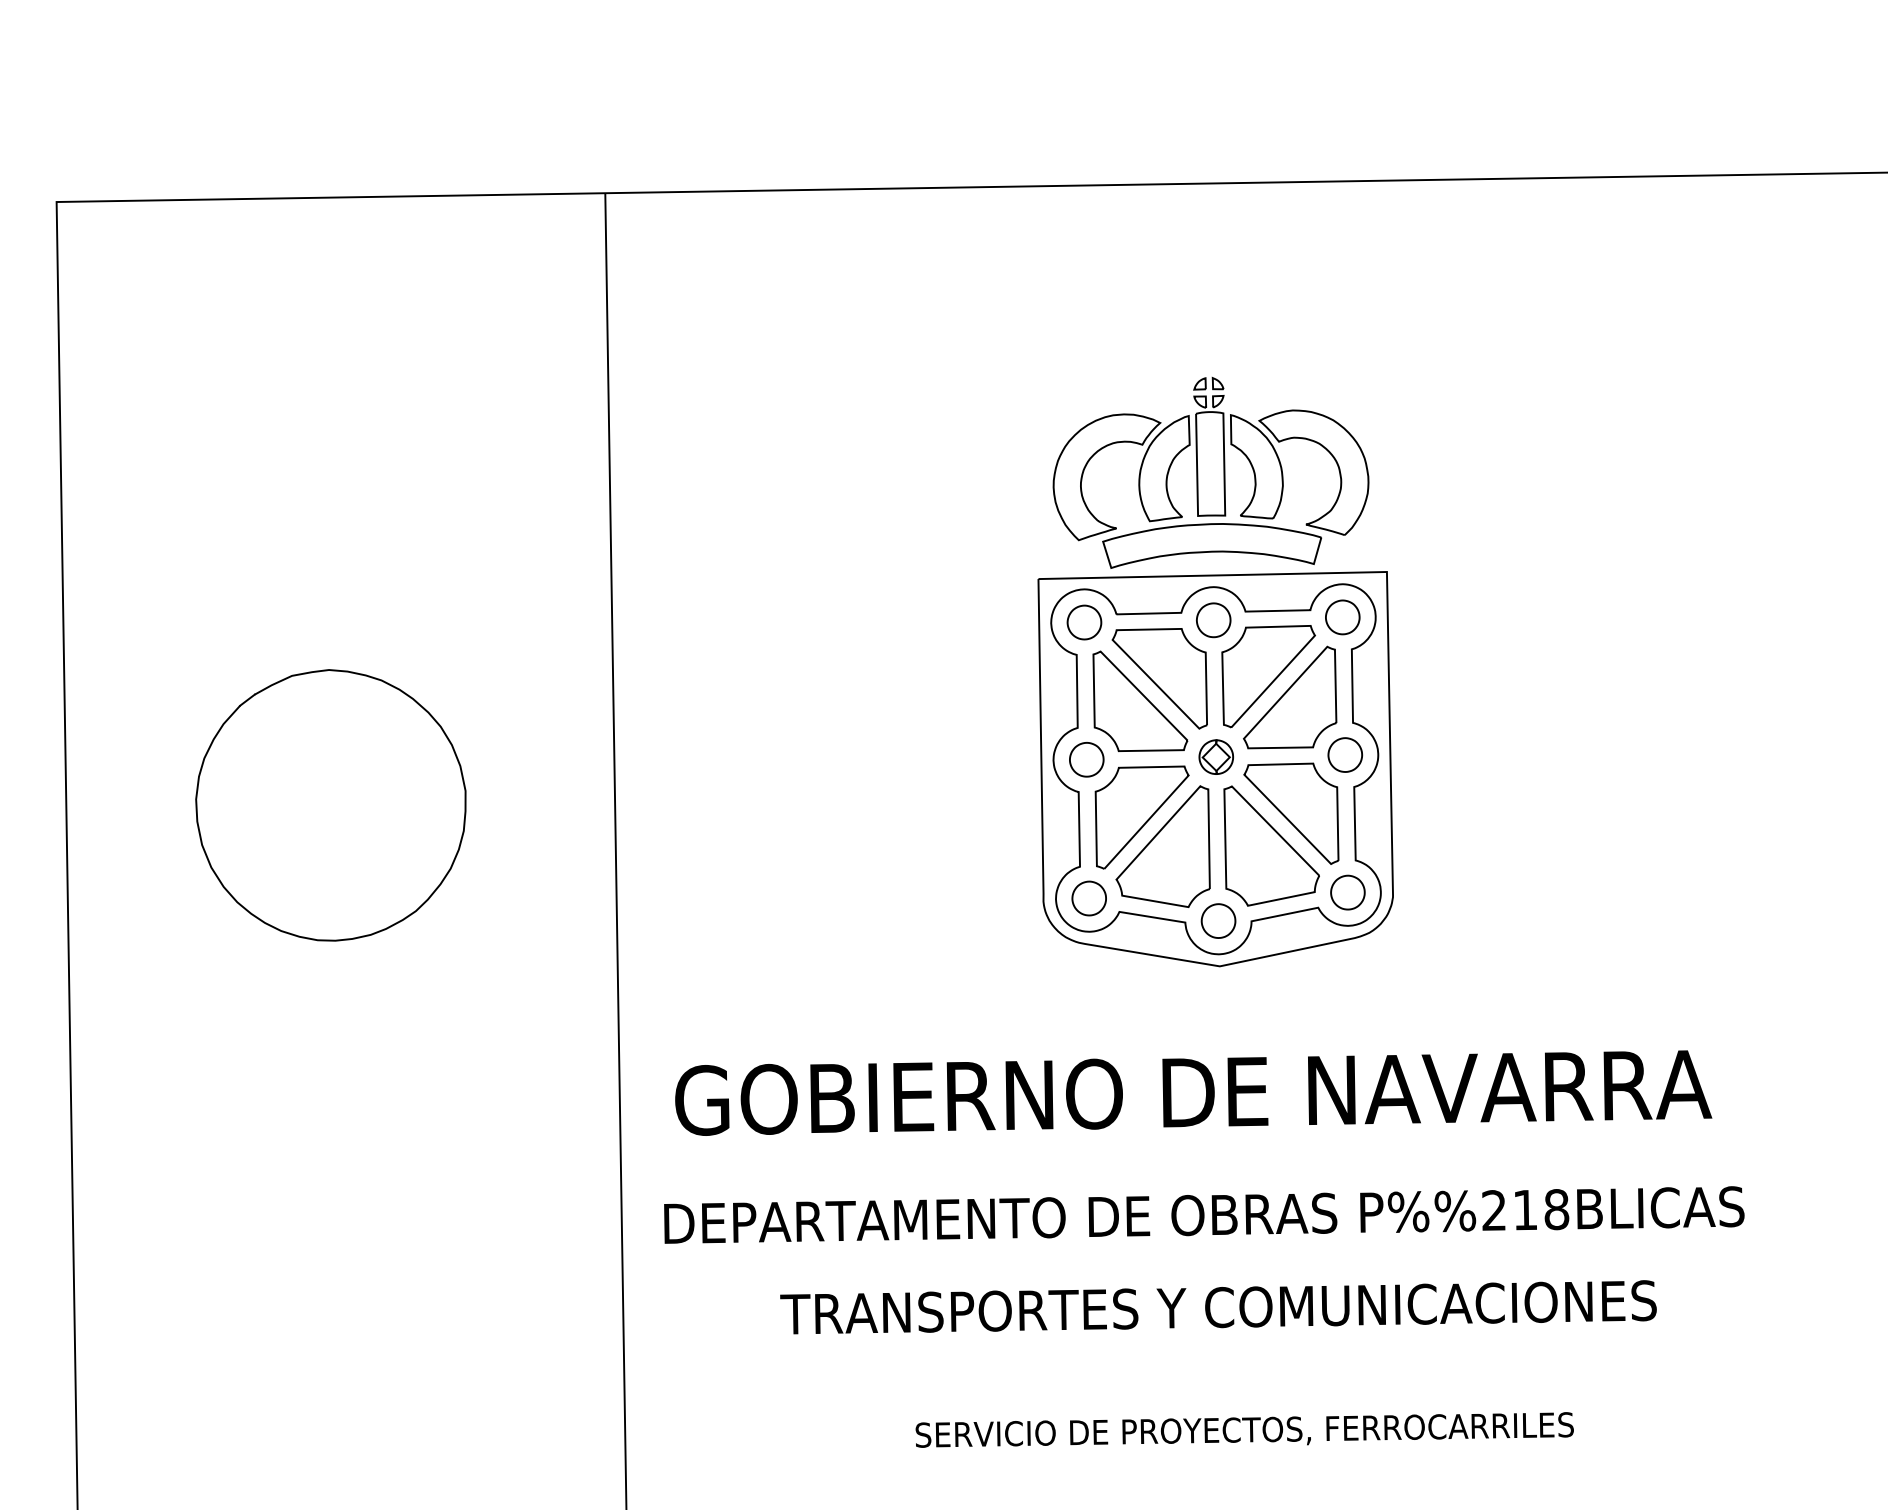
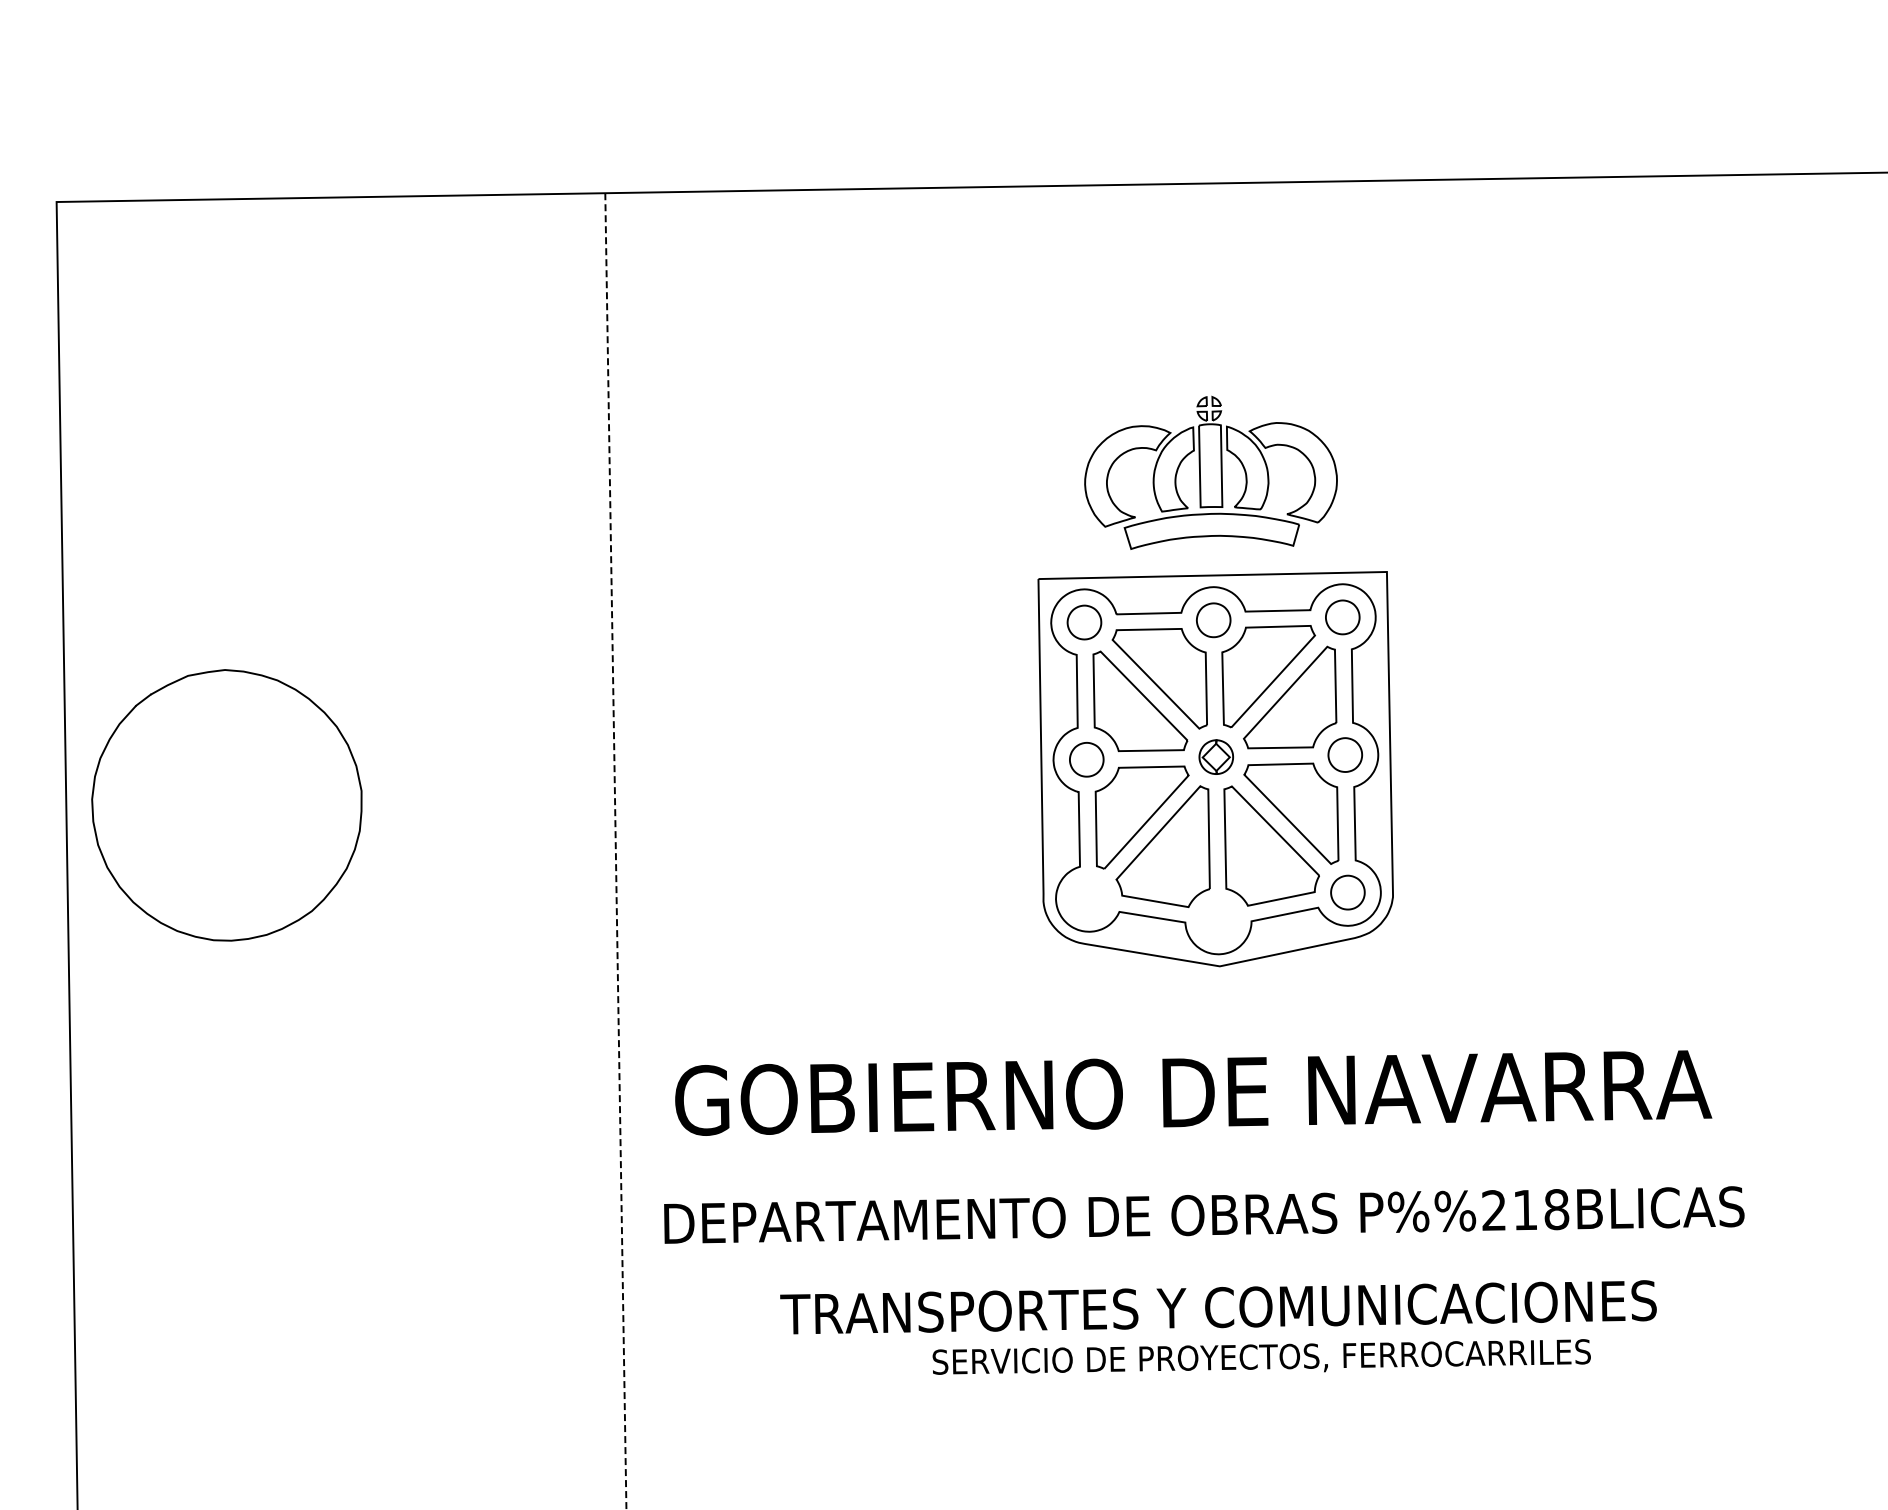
part size: 318x192 px -> 254x155 px (1210, 472)
part position: (330, 805) -> (226, 805) (226, 805)
line: solid -> dashed (615, 851)
part: present -> none (1088, 898)
part: present -> none (1218, 920)
text position: (1244, 1429) -> (1261, 1356) (1261, 1356)
